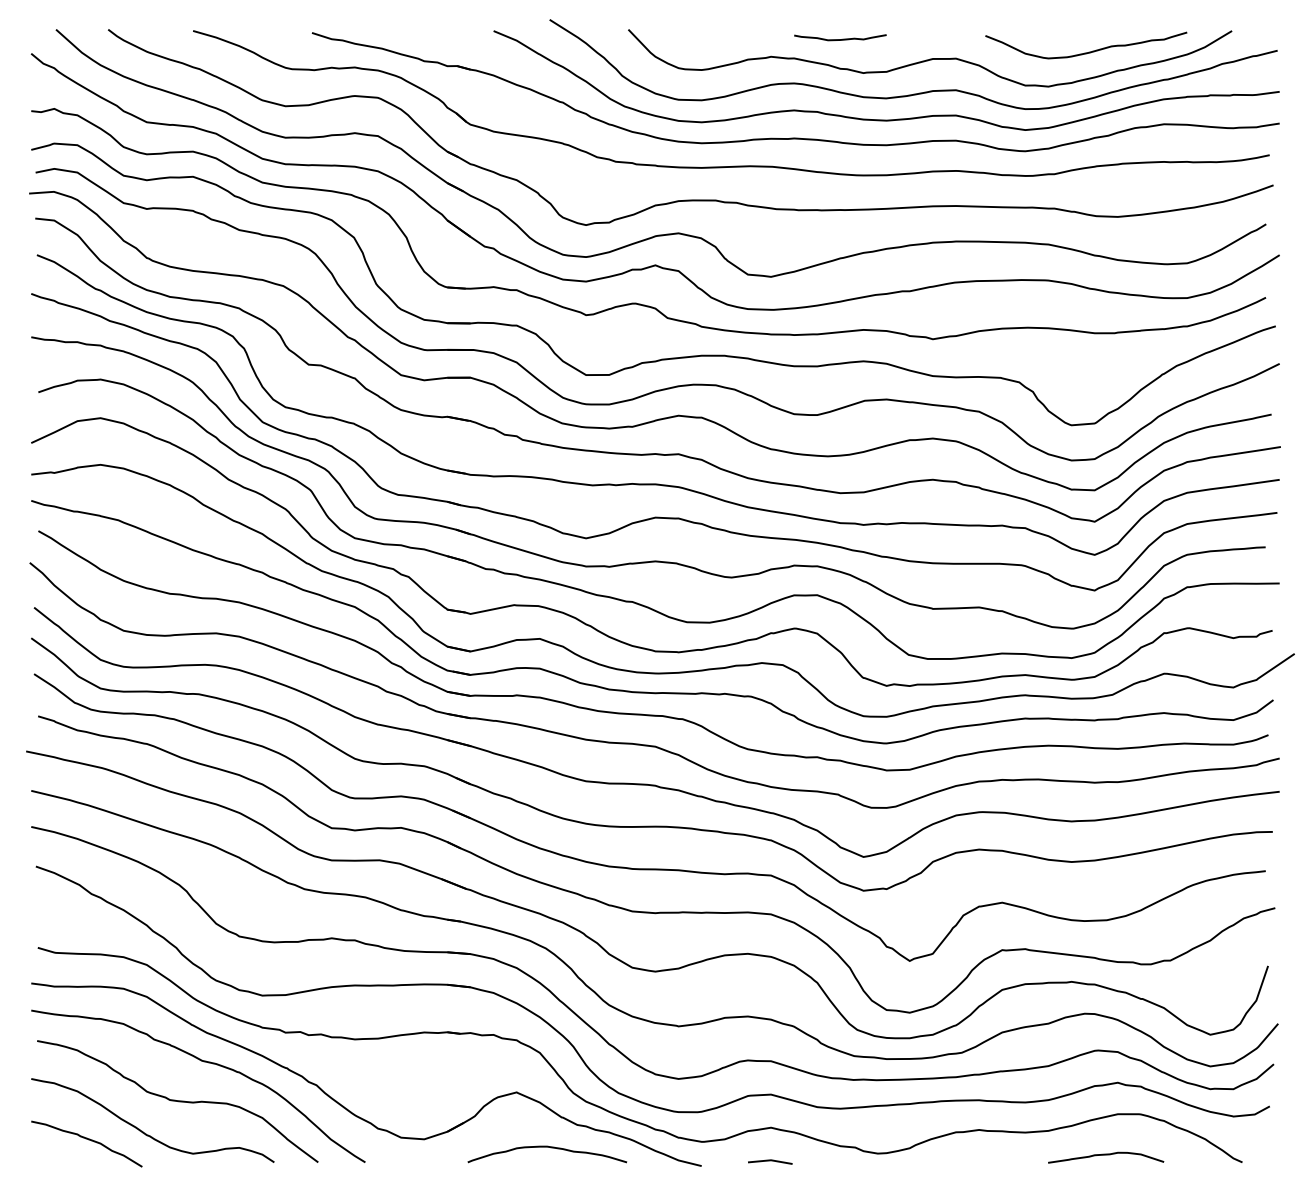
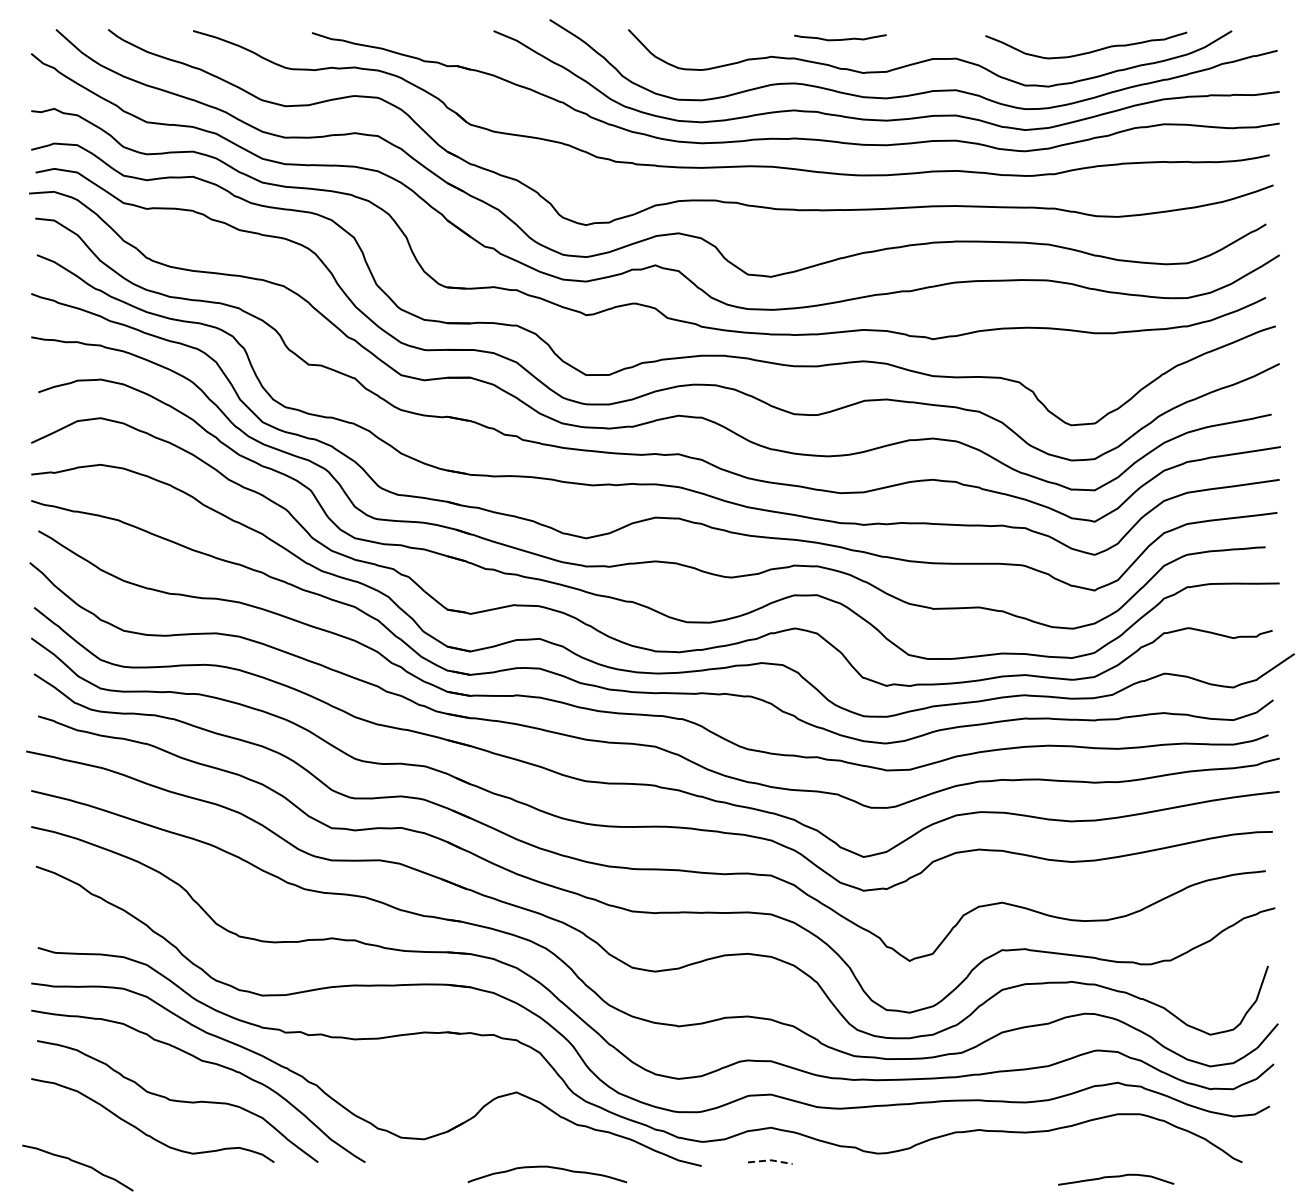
curve position: (88, 1140) -> (79, 1164) (79, 1164)
curve position: (550, 1148) -> (550, 1168) (550, 1168)
curve position: (1106, 1155) -> (1116, 1177) (1116, 1177)
line: solid -> dashed (771, 1160)
